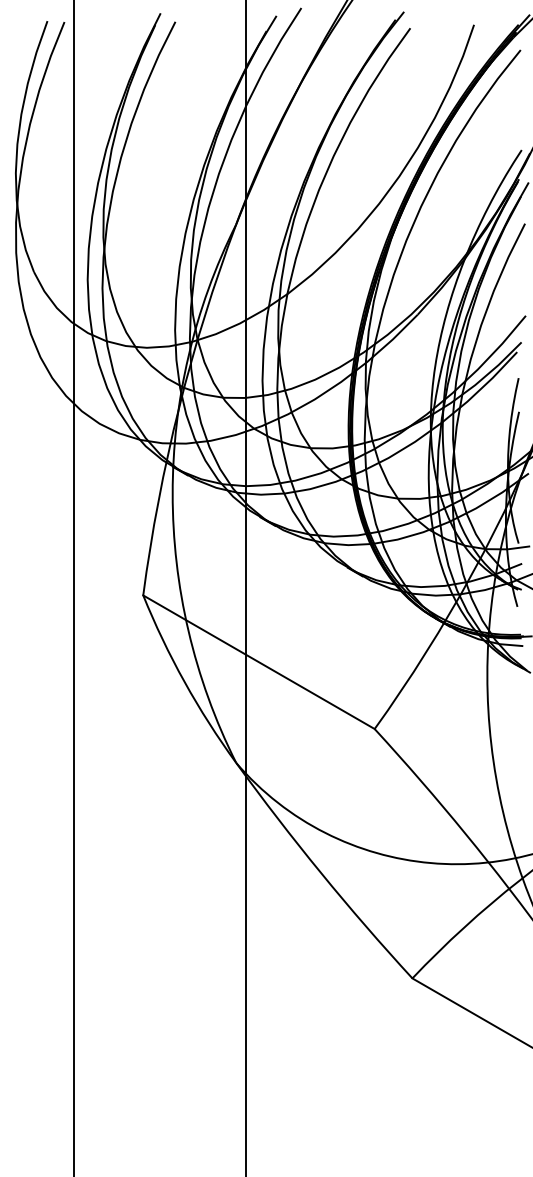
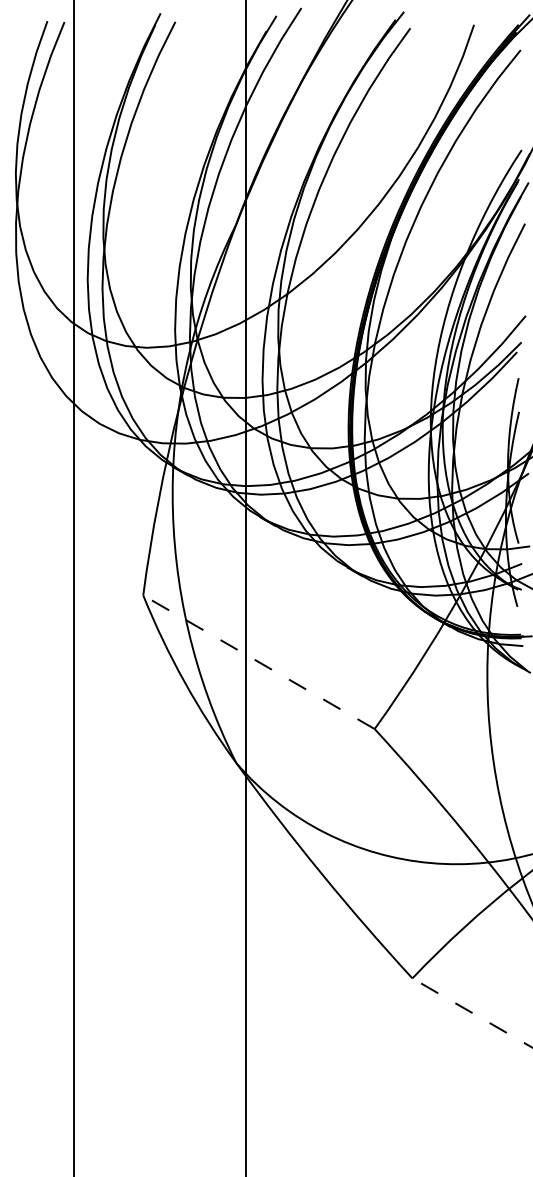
line: solid -> dashed (258, 662)
line: solid -> dashed (472, 1012)
